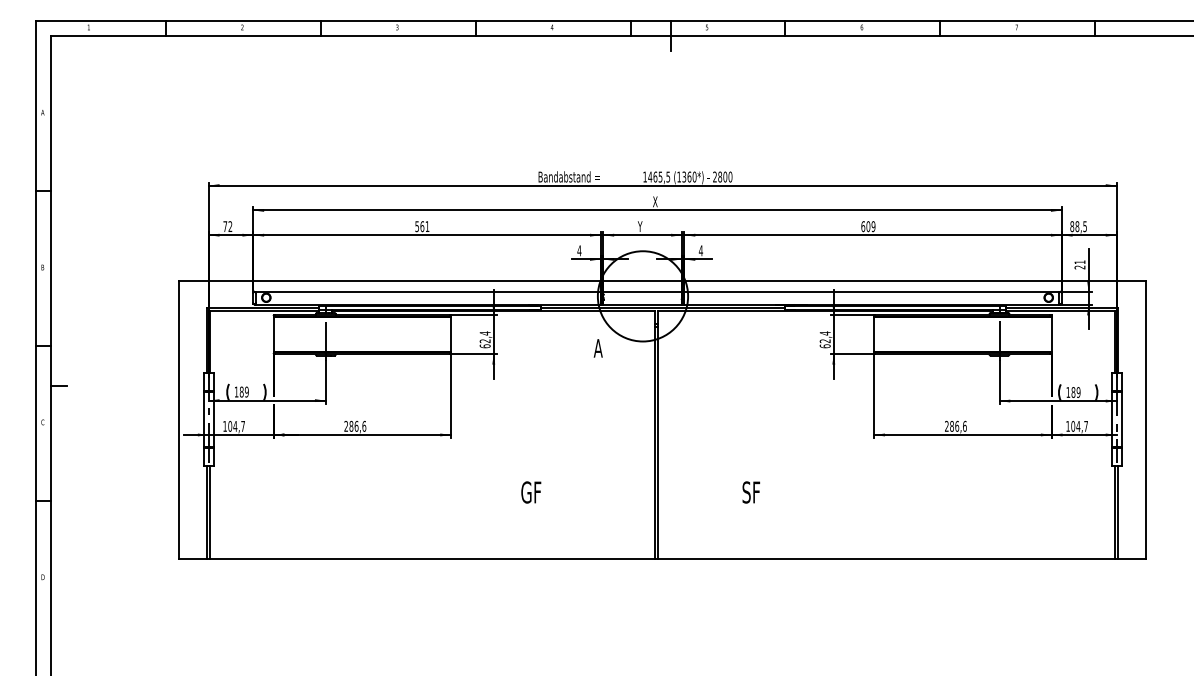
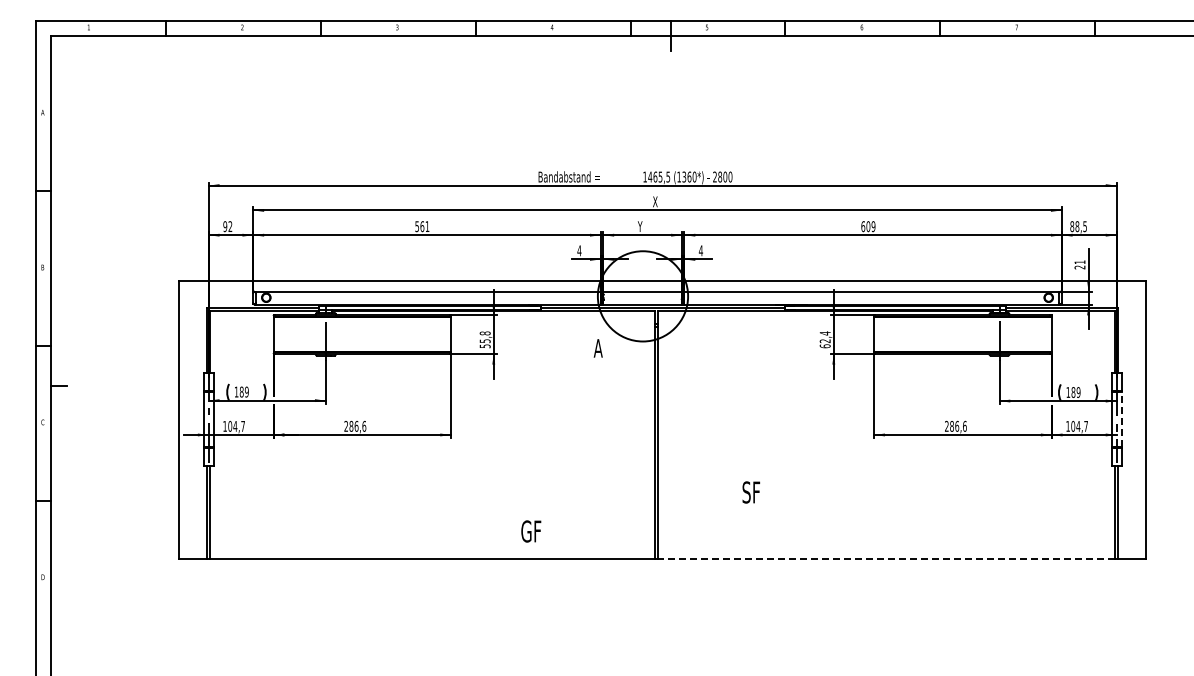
text: 72 -> 92 (225, 226)
text: 62,4 -> 55,8 (484, 339)
line: solid -> dashed (1121, 419)
text position: (531, 492) -> (531, 531) (531, 531)
line: solid -> dashed (886, 559)
